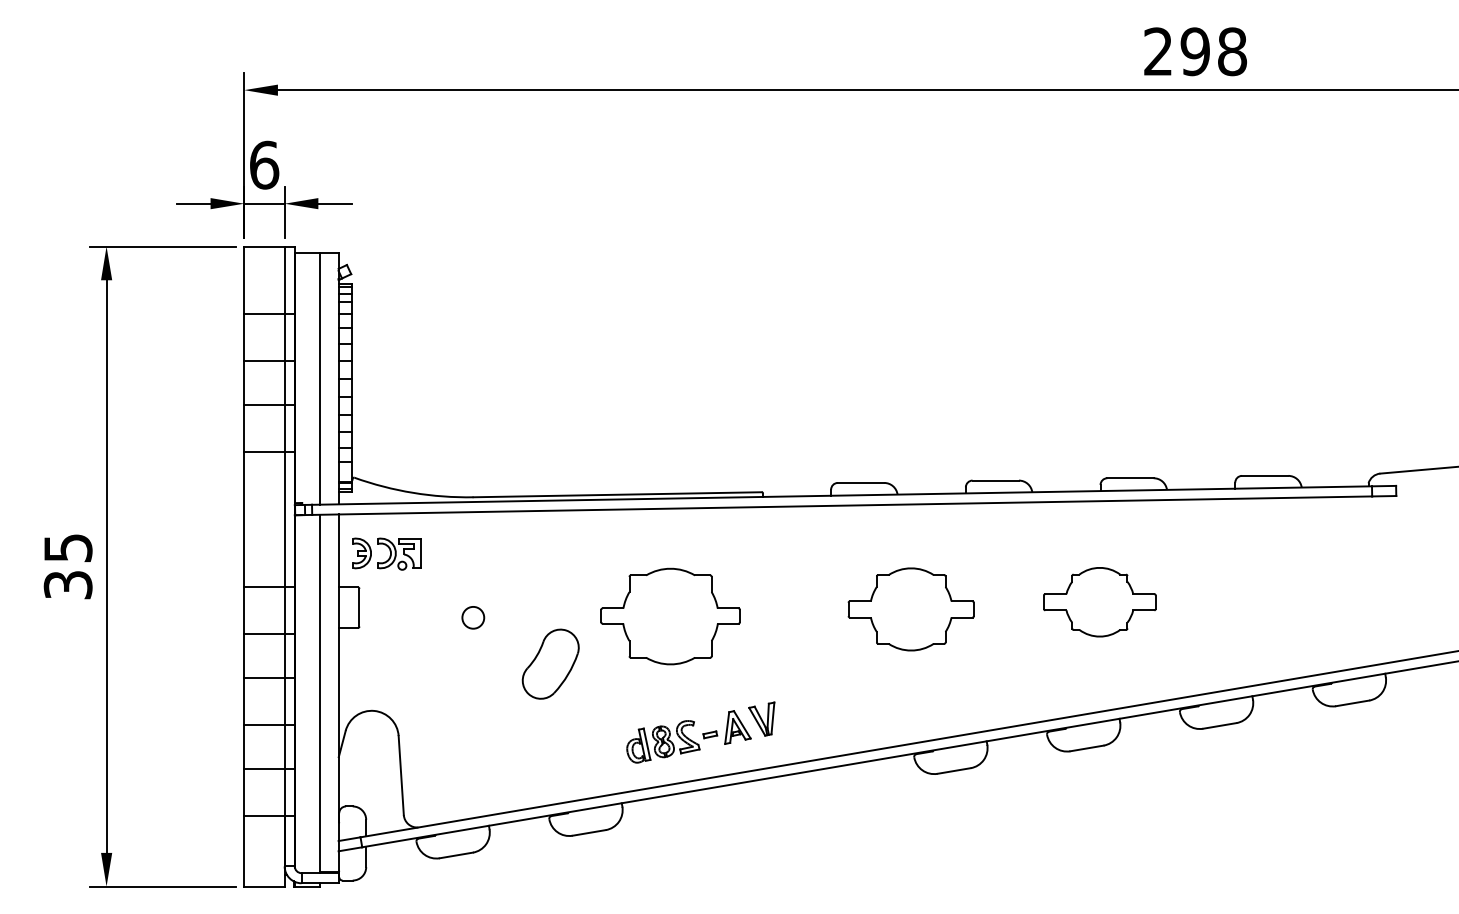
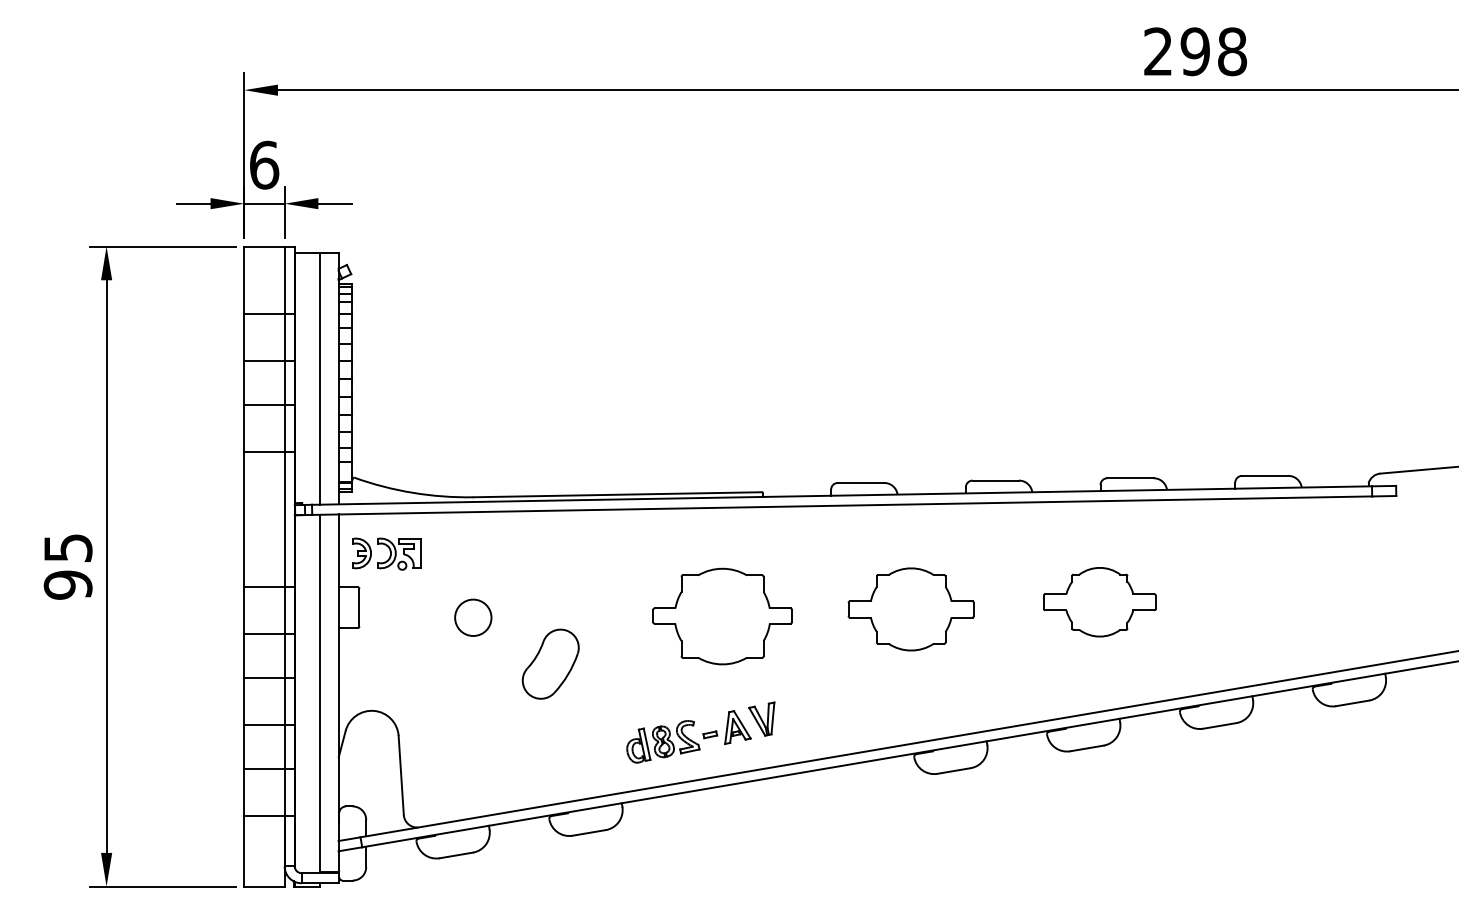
text: 35 -> 95 (67, 584)
part position: (670, 616) -> (722, 616) (722, 616)
circle diameter: 22 px -> 36 px (473, 617)
